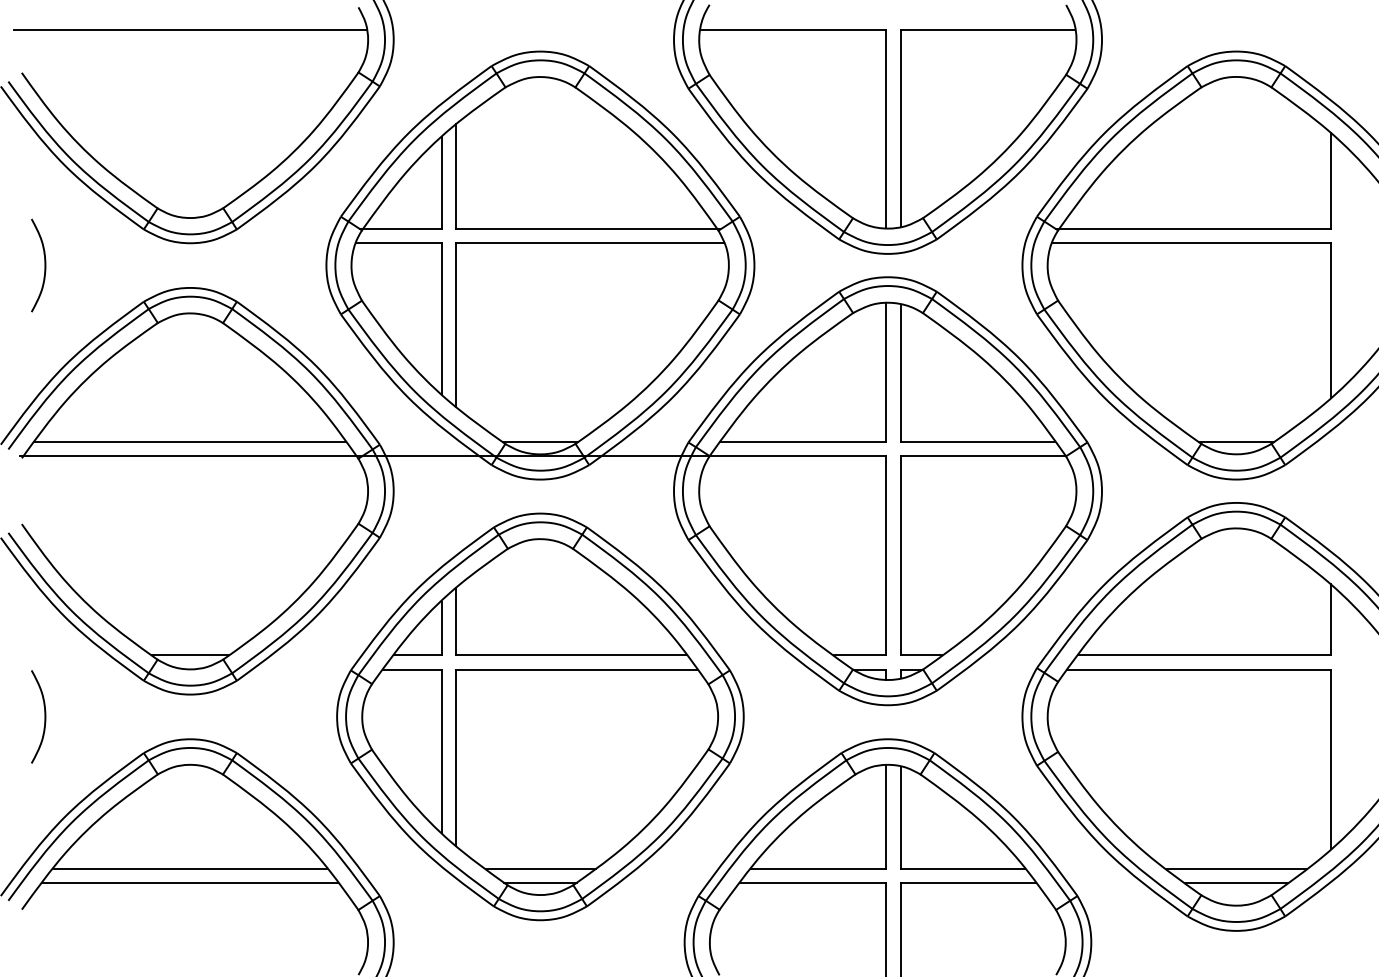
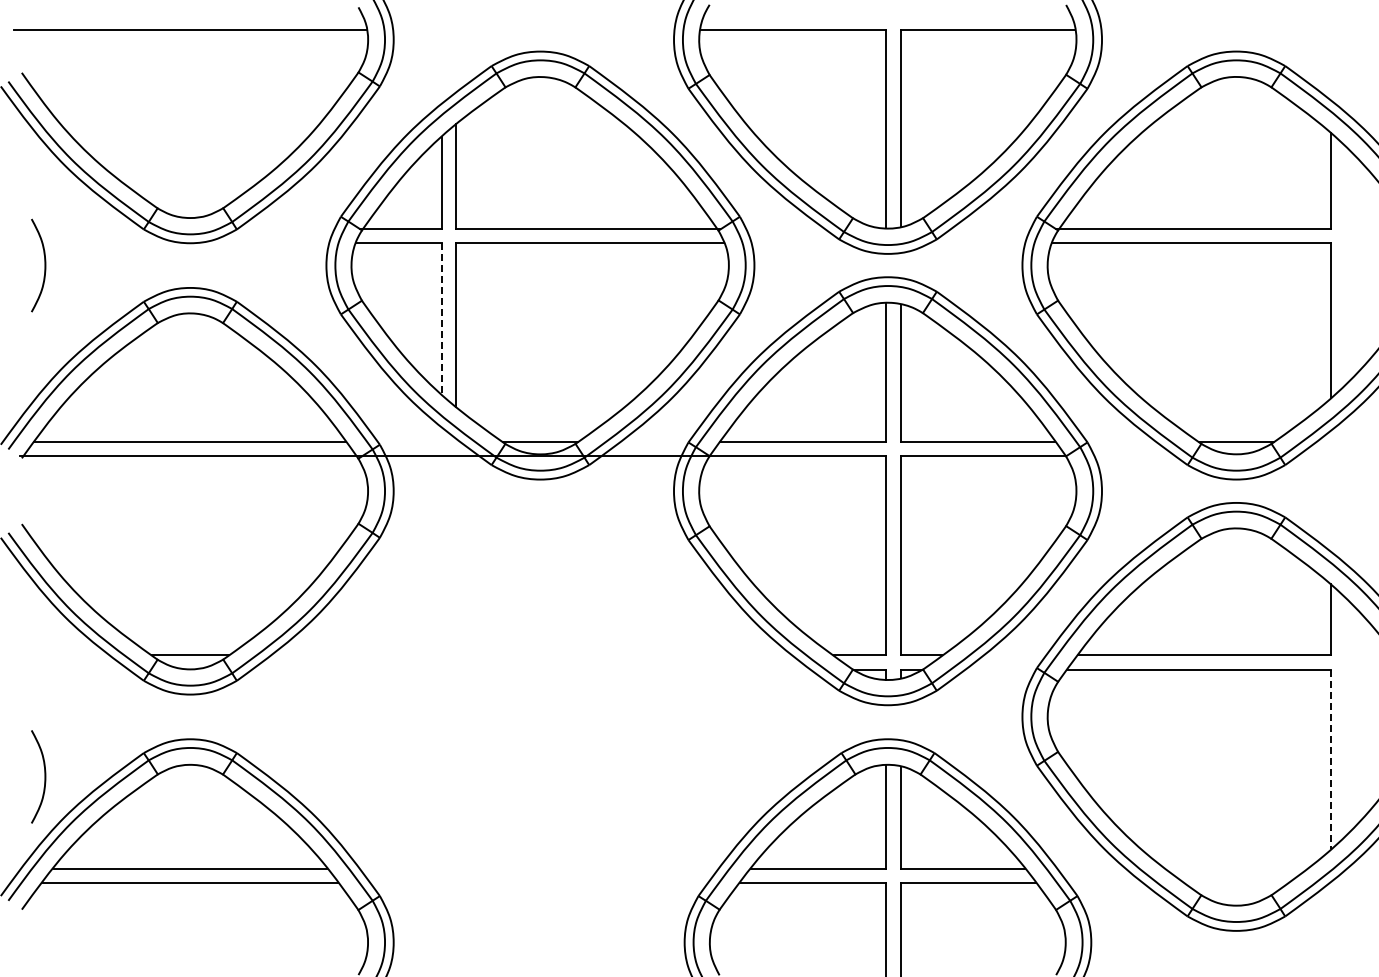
line: solid -> dashed (442, 318)
curve position: (44, 716) -> (44, 776) (44, 776)
part: present -> none (540, 716)
line: solid -> dashed (1330, 759)
line: present -> none (1236, 868)
line: present -> none (1236, 882)
